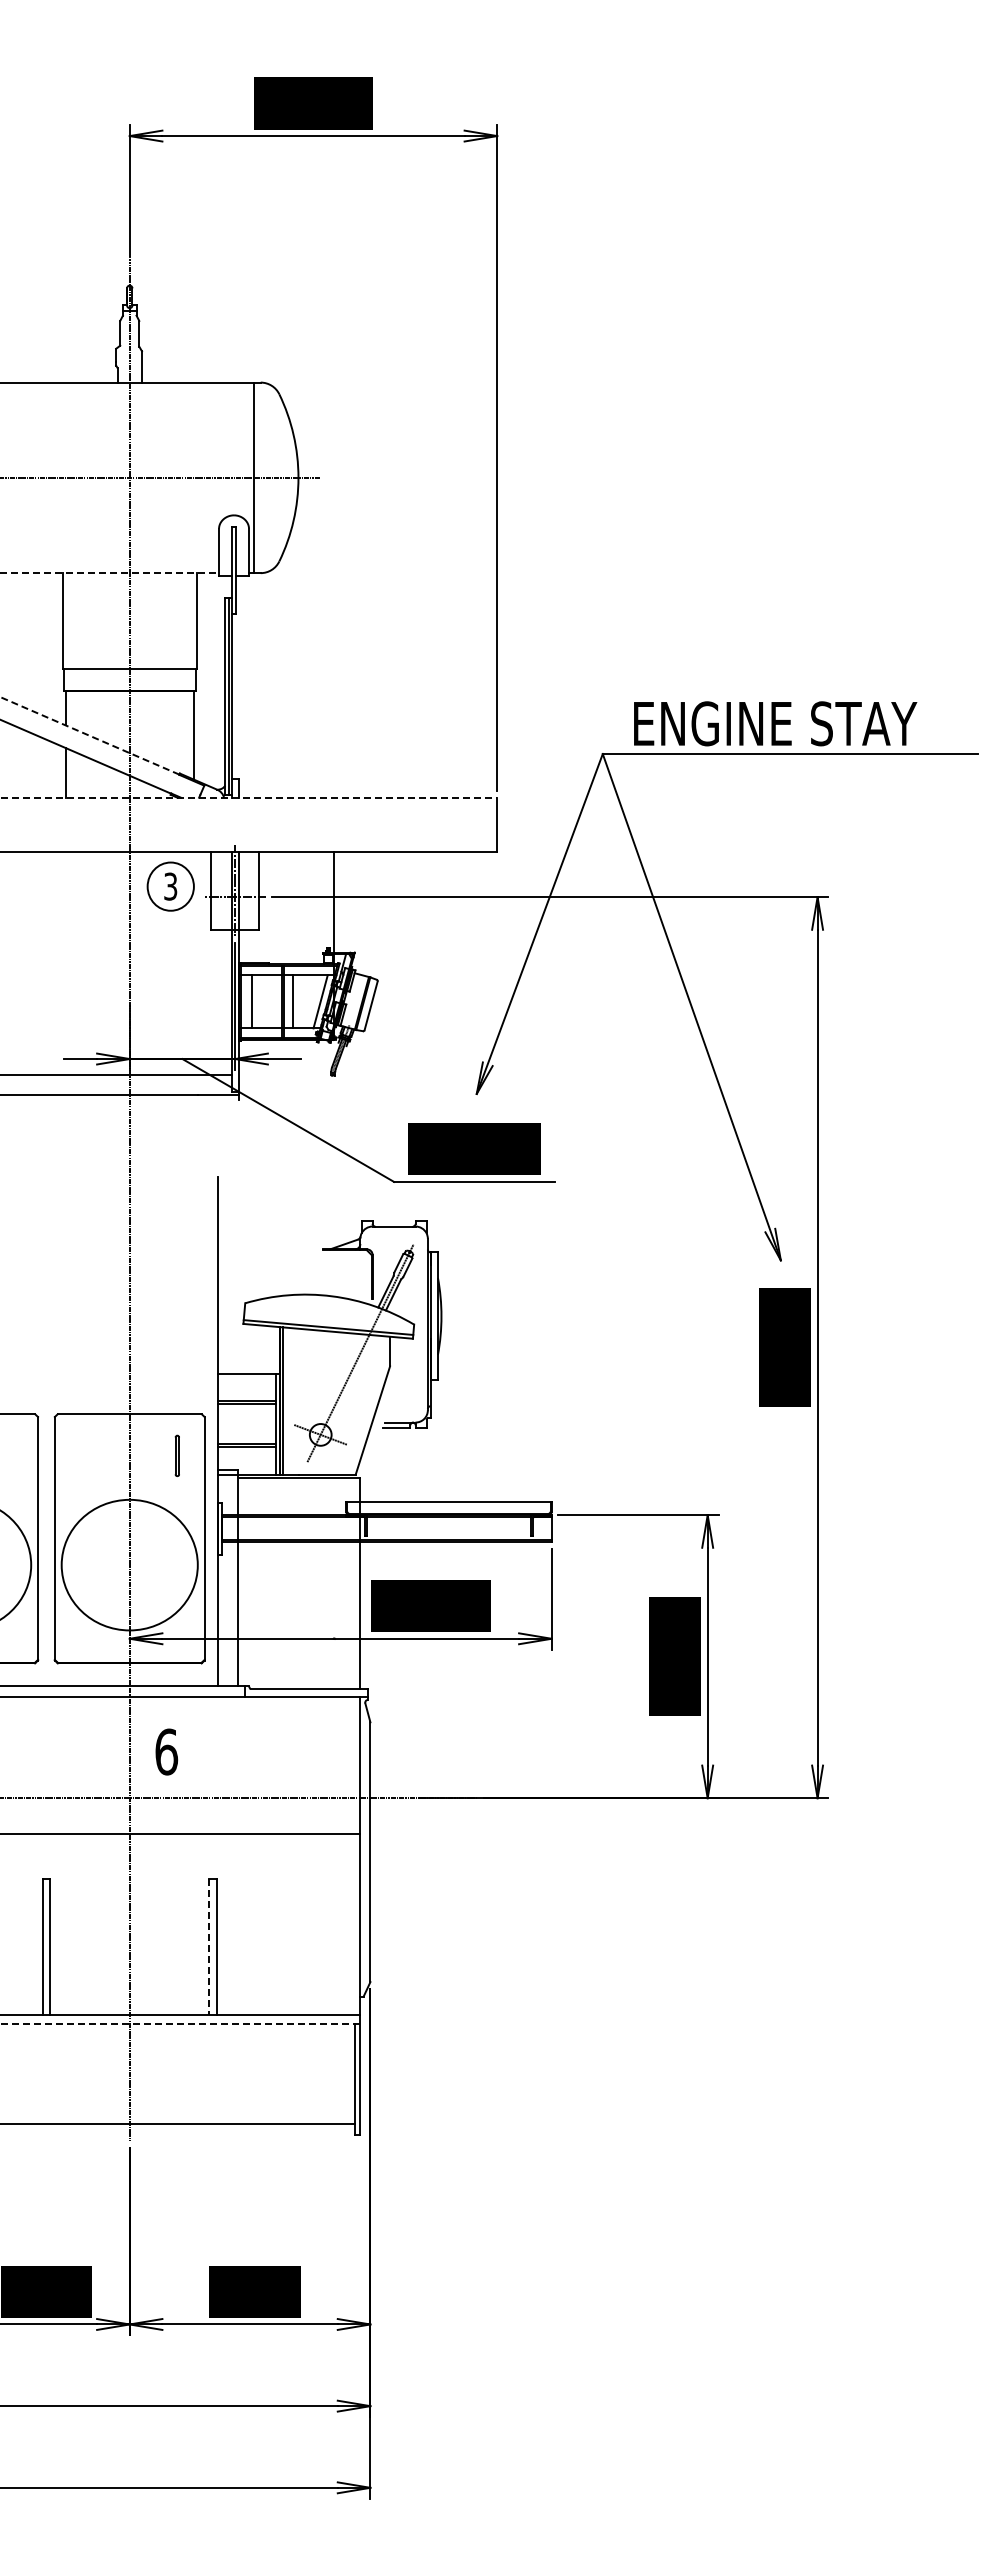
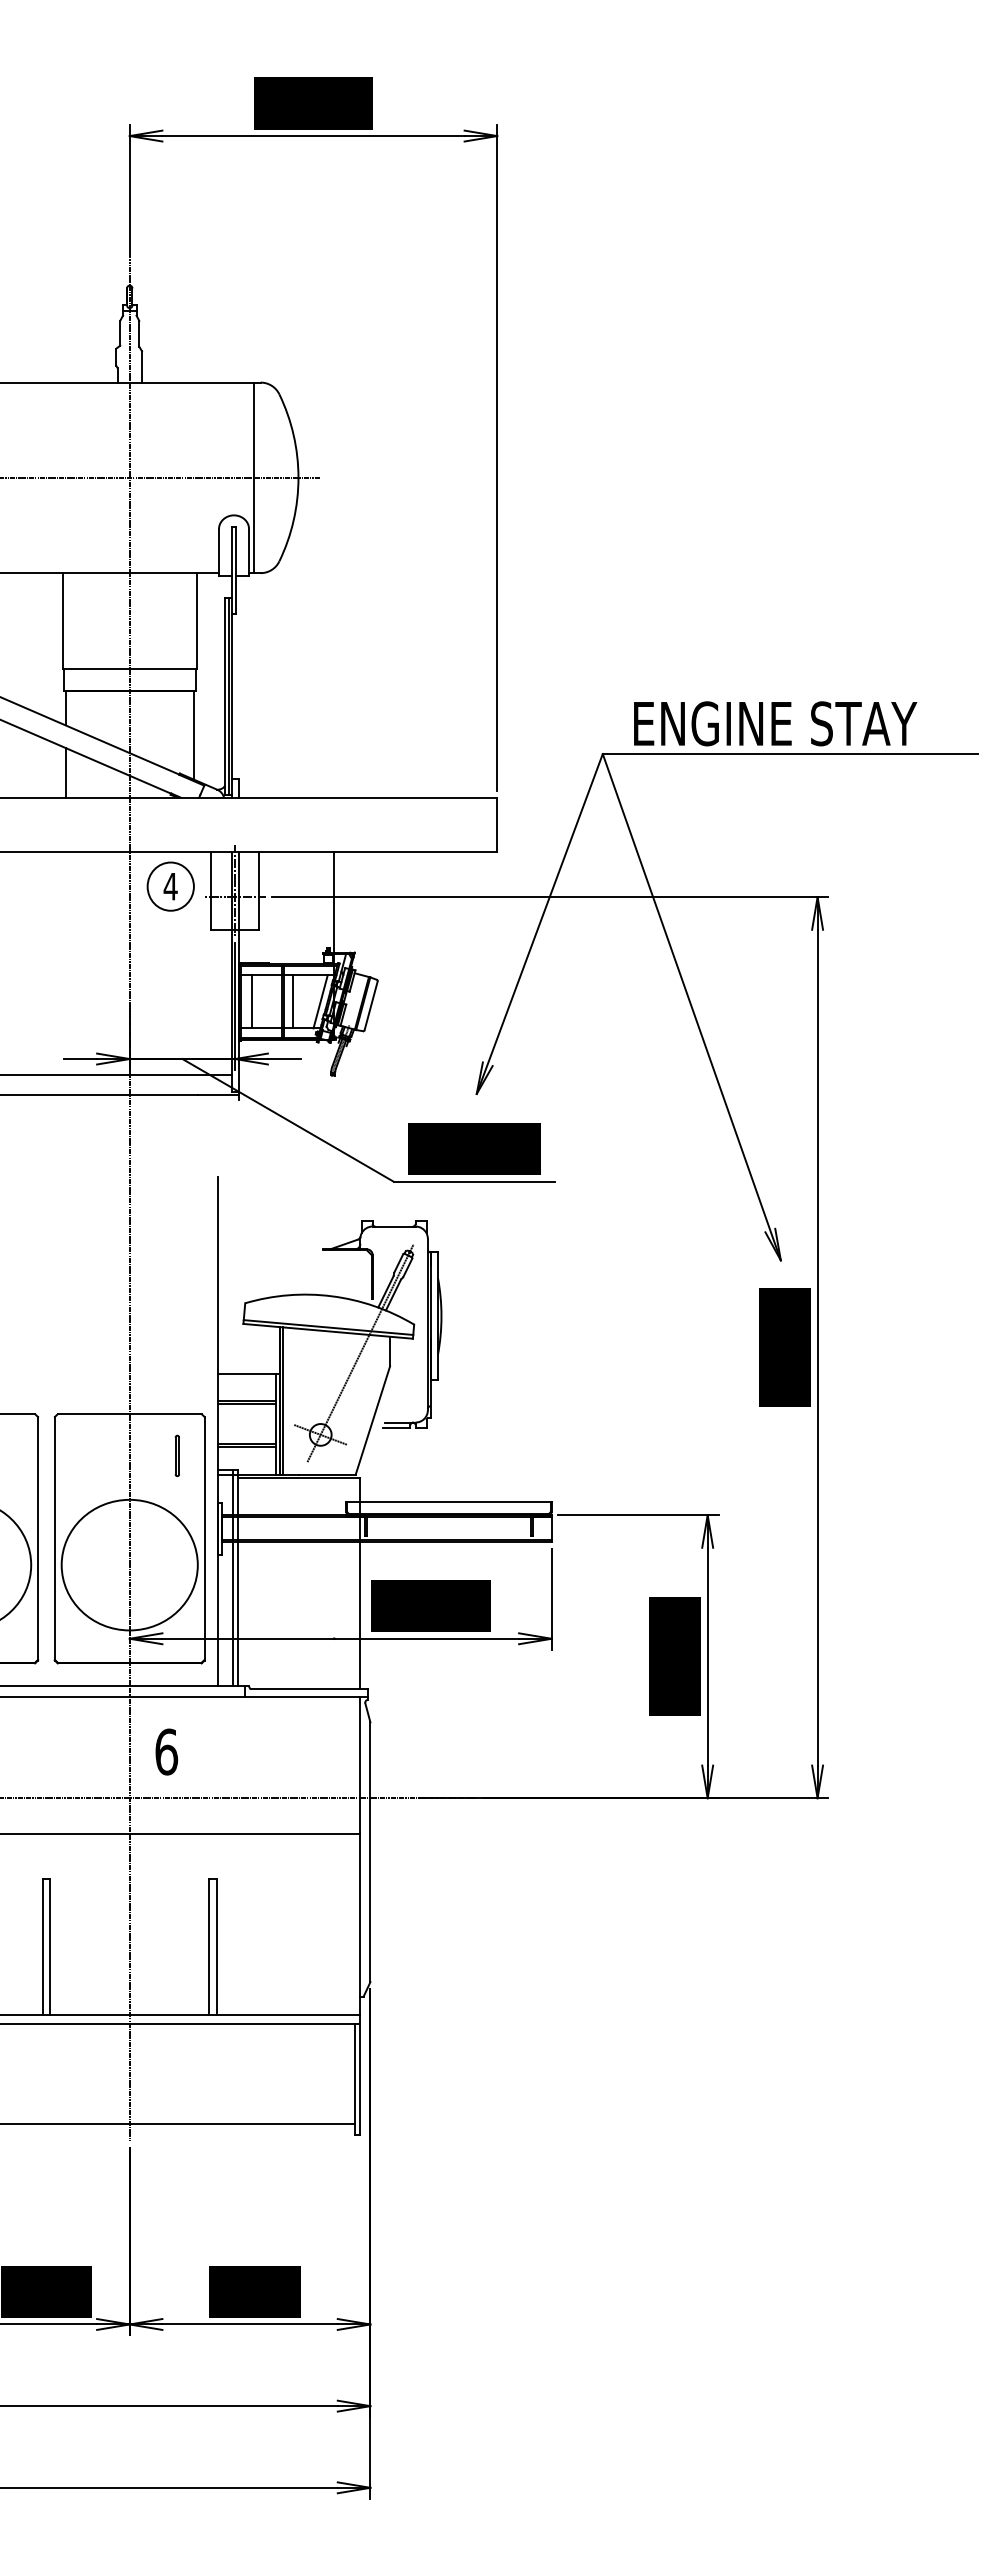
line: dashed -> solid (110, 573)
line: dashed -> solid (89, 735)
line: dashed -> solid (249, 797)
text: 3 -> 4 (170, 886)
line: none -> present (233, 1577)
line: dashed -> solid (209, 1947)
line: dashed -> solid (180, 2024)
